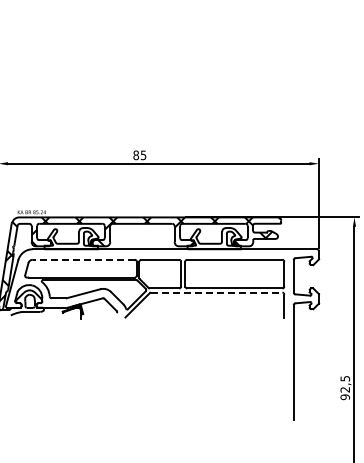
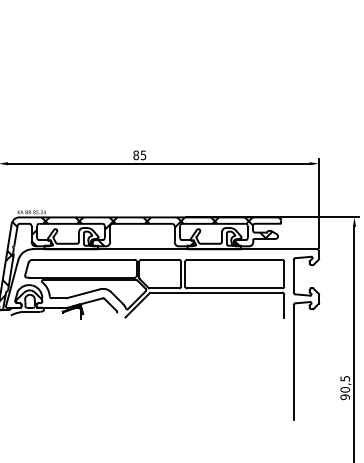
line: dashed -> solid (83, 259)
line: dashed -> solid (216, 292)
text: 92,5 -> 90,5 (345, 389)
